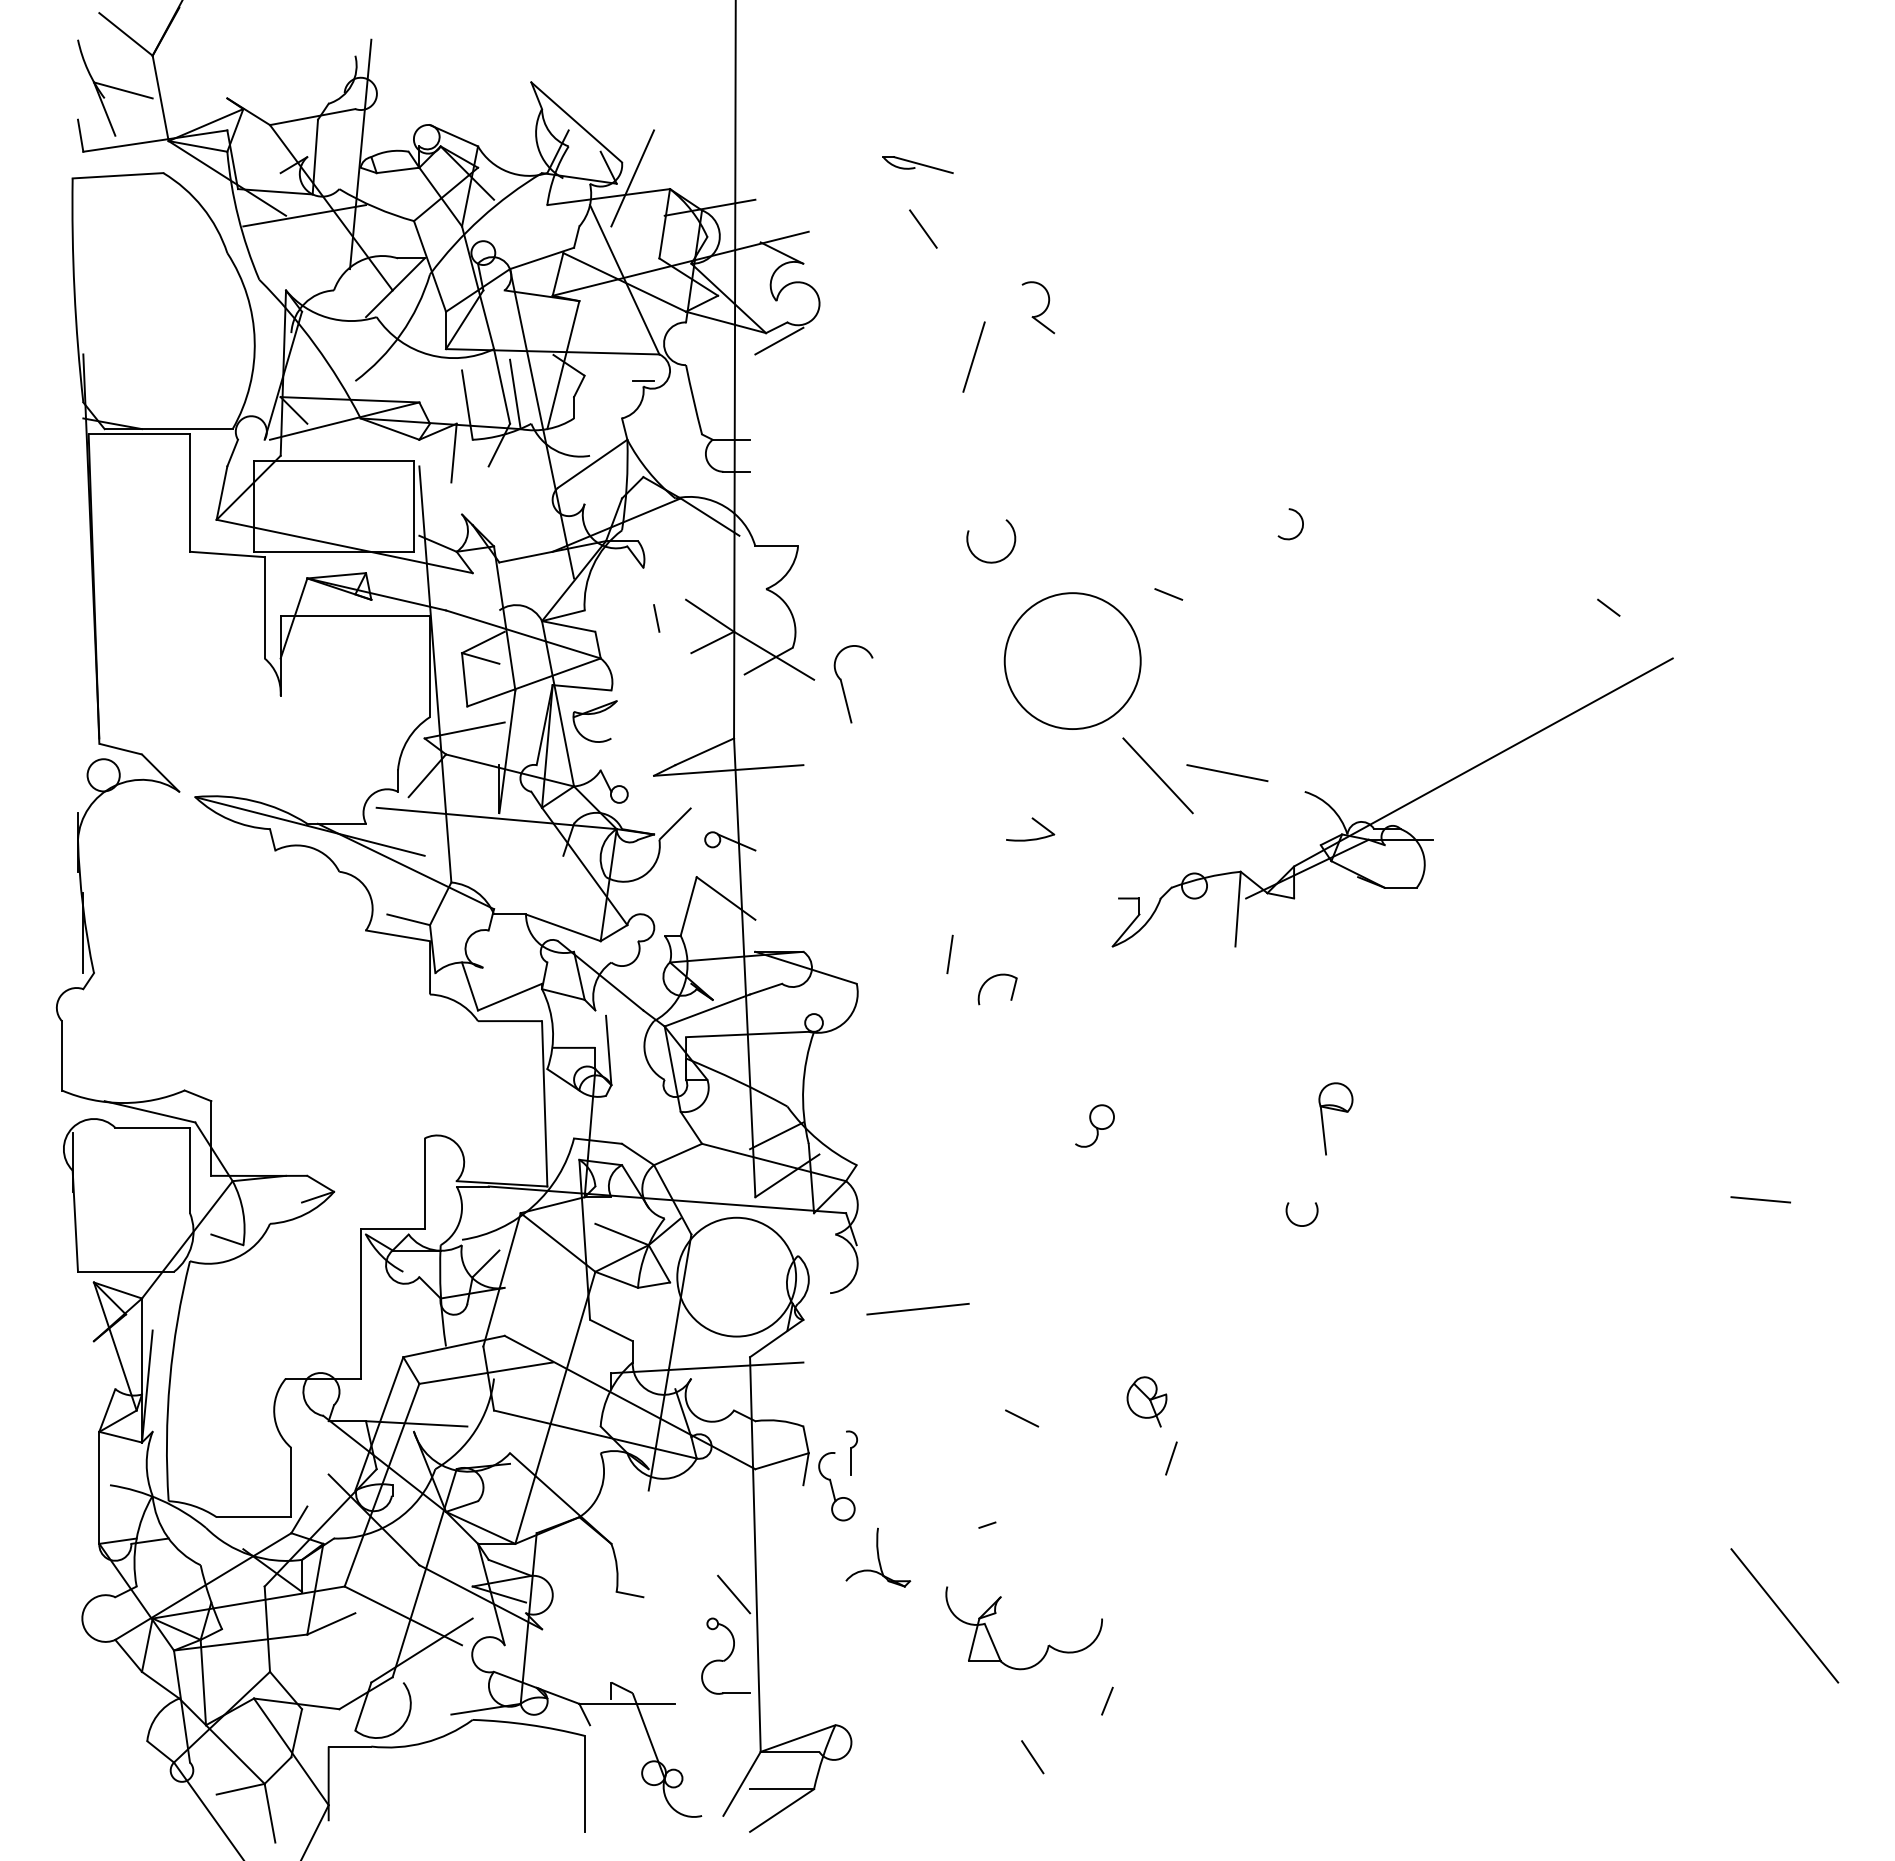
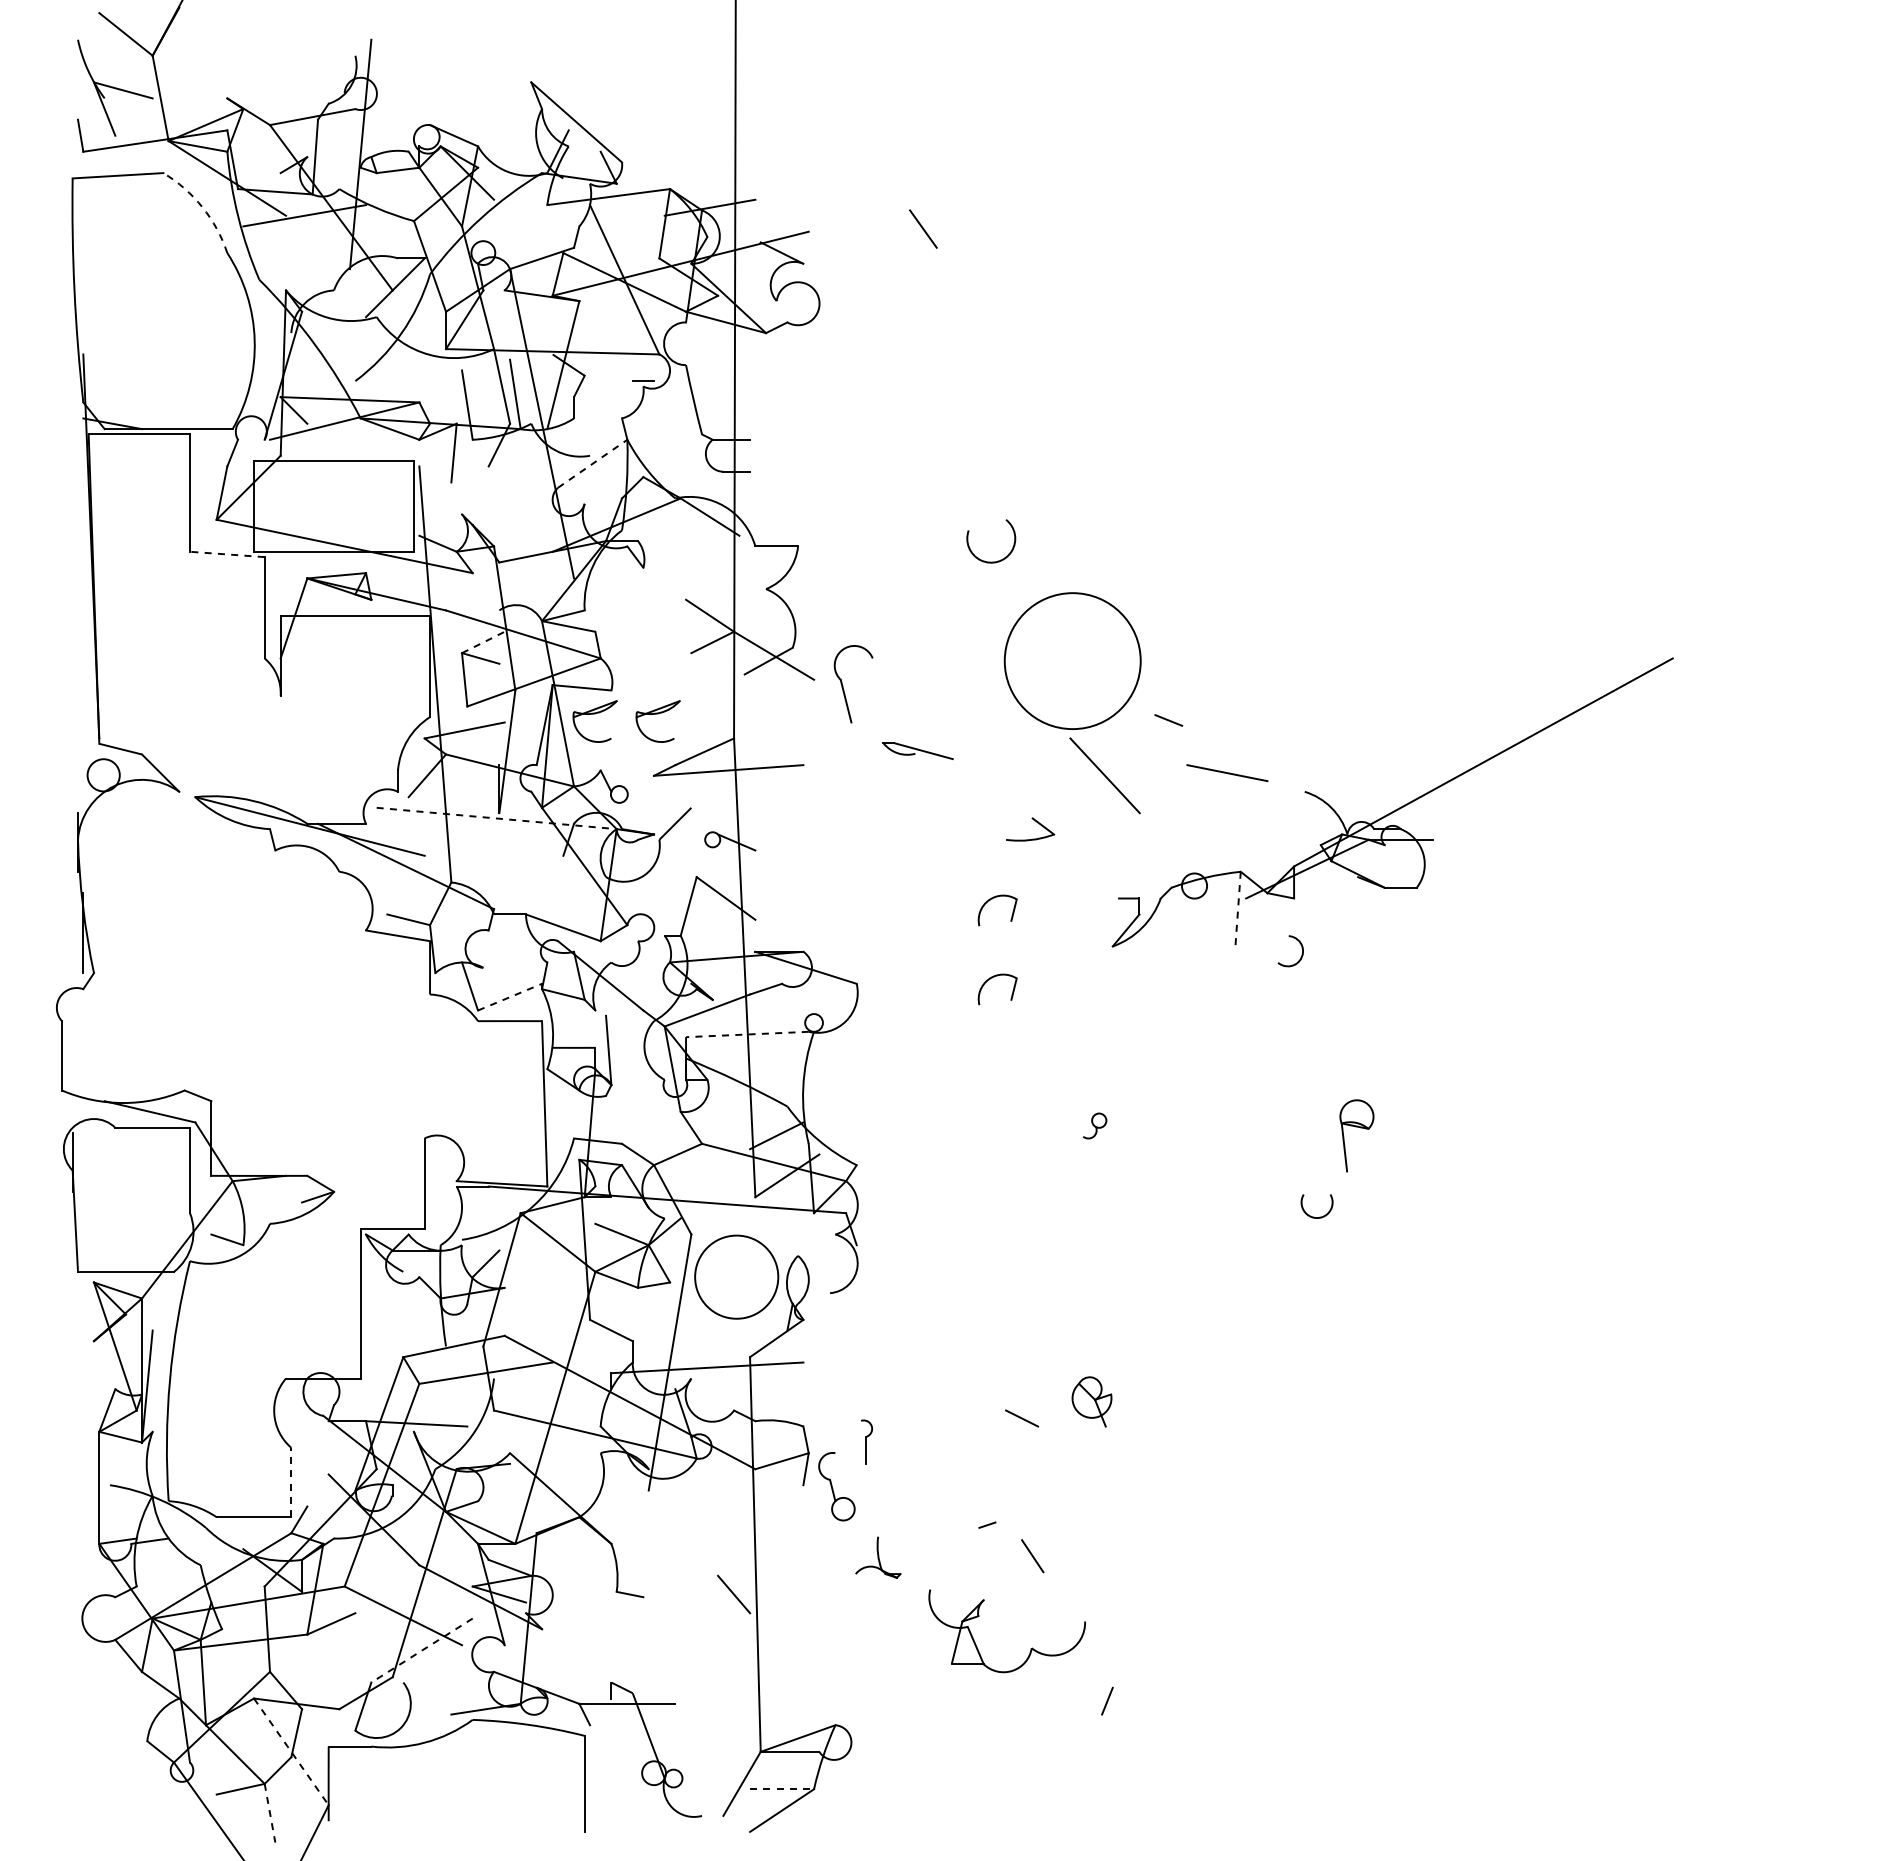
part position: (917, 164) -> (917, 750) (917, 750)
line: present -> none (632, 178)
arc: solid -> dashed (202, 207)
part: present -> none (1041, 312)
line: present -> none (779, 340)
line: present -> none (973, 356)
line: solid -> dashed (593, 463)
arc position: (1301, 521) -> (1301, 948) (1301, 948)
line: solid -> dashed (226, 554)
line position: (1168, 594) -> (1168, 720) (1168, 720)
line: present -> none (1608, 607)
line: present -> none (656, 618)
line: solid -> dashed (483, 642)
part: none -> present (657, 714)
line position: (1157, 775) -> (1104, 775) (1104, 775)
line: solid -> dashed (497, 818)
part: none -> present (989, 901)
line: solid -> dashed (1238, 909)
line: present -> none (949, 954)
line: solid -> dashed (510, 997)
line: solid -> dashed (746, 1034)
part position: (1335, 1110) -> (1356, 1127) (1356, 1127)
part size: 40x44 px -> 25x28 px (1095, 1125)
line: present -> none (1760, 1199)
arc position: (1299, 1224) -> (1314, 1216) (1314, 1216)
circle diameter: 119 px -> 83 px (736, 1276)
line: present -> none (917, 1308)
part position: (1146, 1401) -> (1091, 1401) (1091, 1401)
part position: (852, 1452) -> (867, 1441) (867, 1441)
line: present -> none (1171, 1458)
line: solid -> dashed (291, 1482)
part size: 67x61 px -> 47x43 px (878, 1557)
line: present -> none (1784, 1615)
part position: (1047, 1645) -> (1030, 1648) (1030, 1648)
line: solid -> dashed (422, 1650)
part: present -> none (725, 1655)
line: solid -> dashed (291, 1752)
line position: (1032, 1757) -> (1032, 1556) (1032, 1556)
line: solid -> dashed (782, 1789)
line: solid -> dashed (270, 1813)
